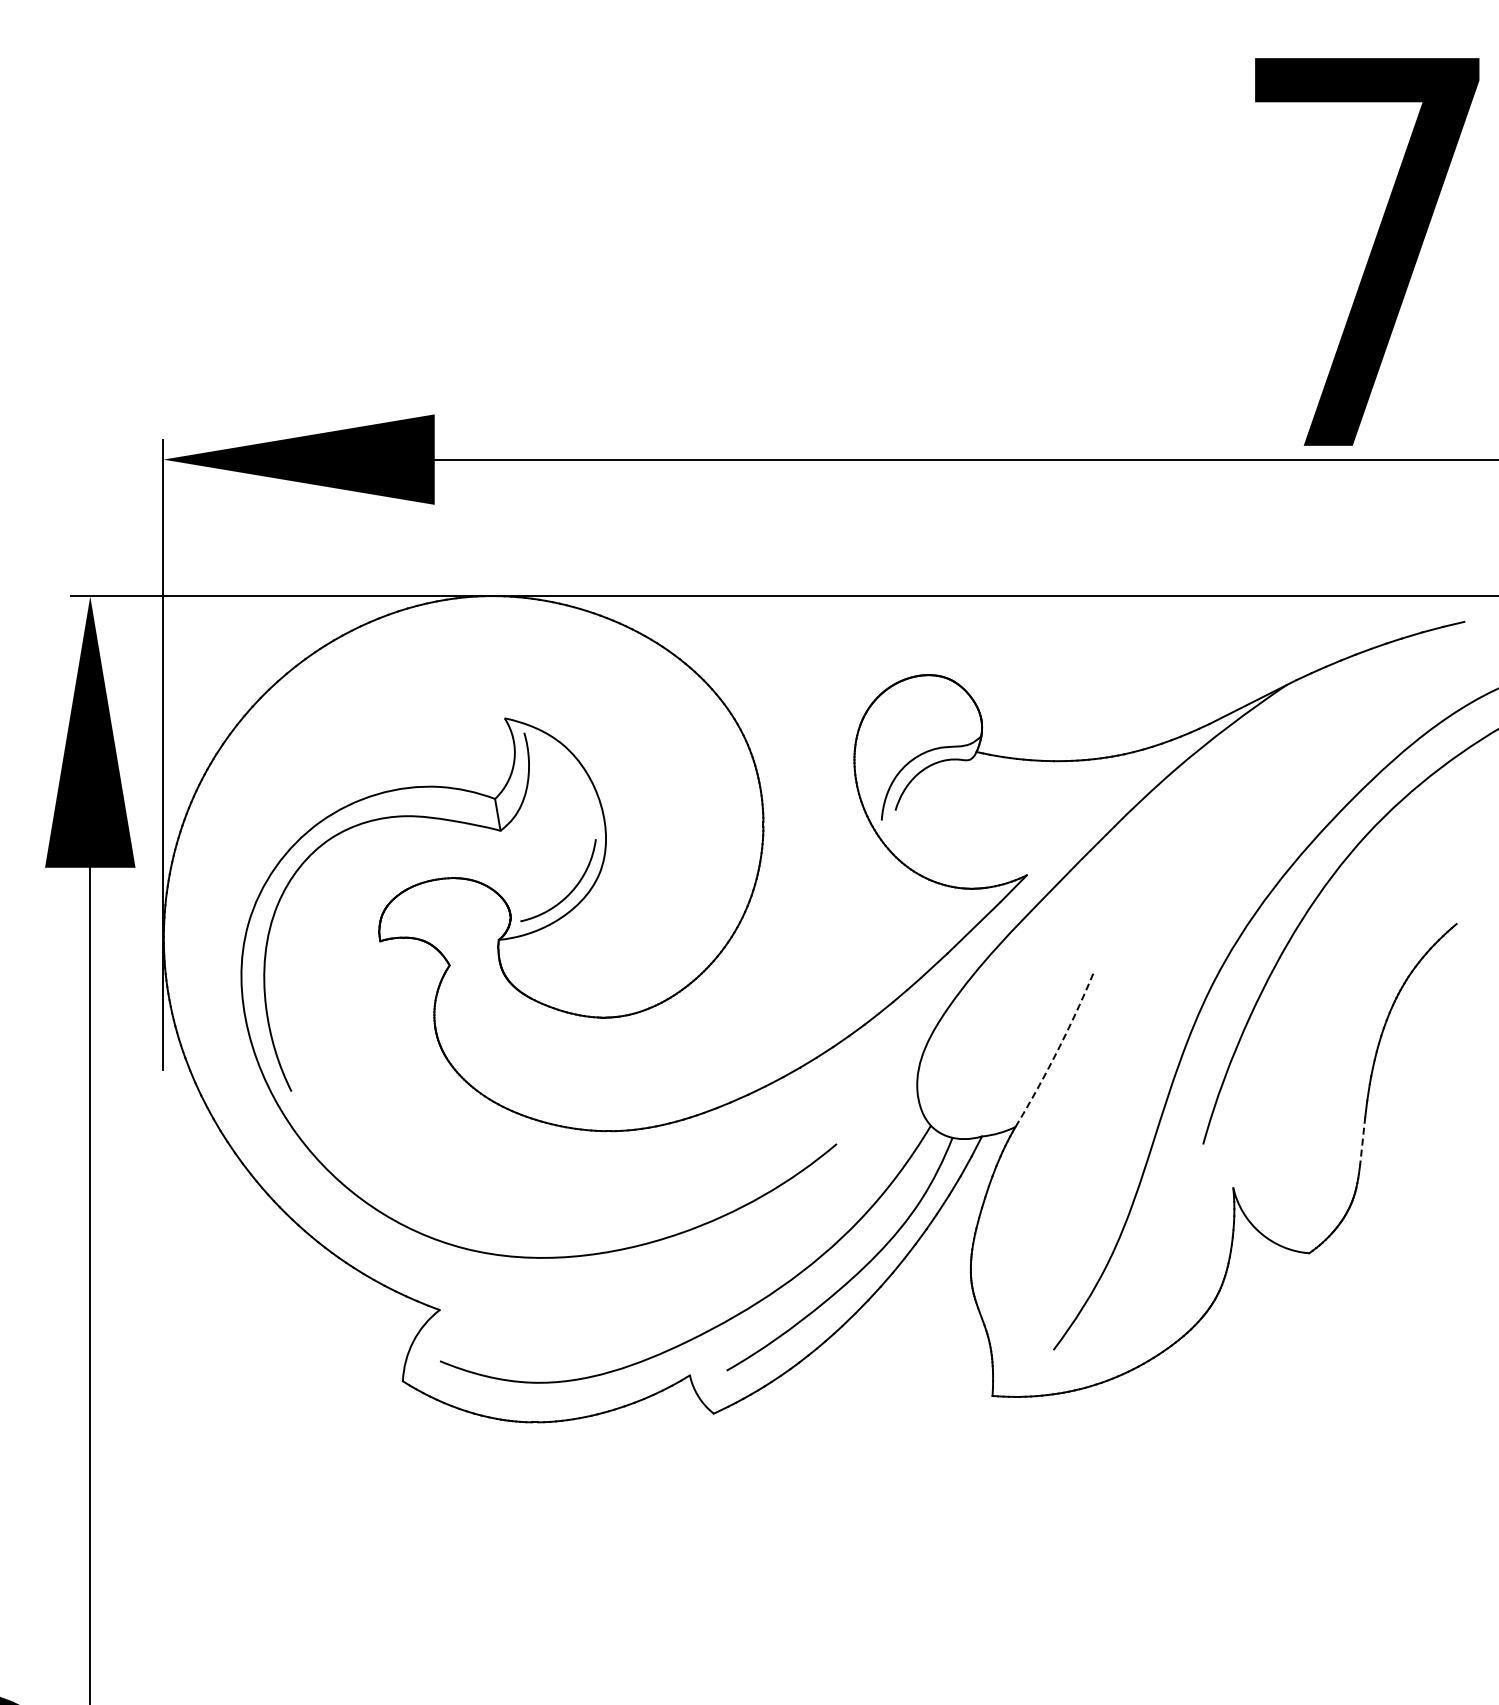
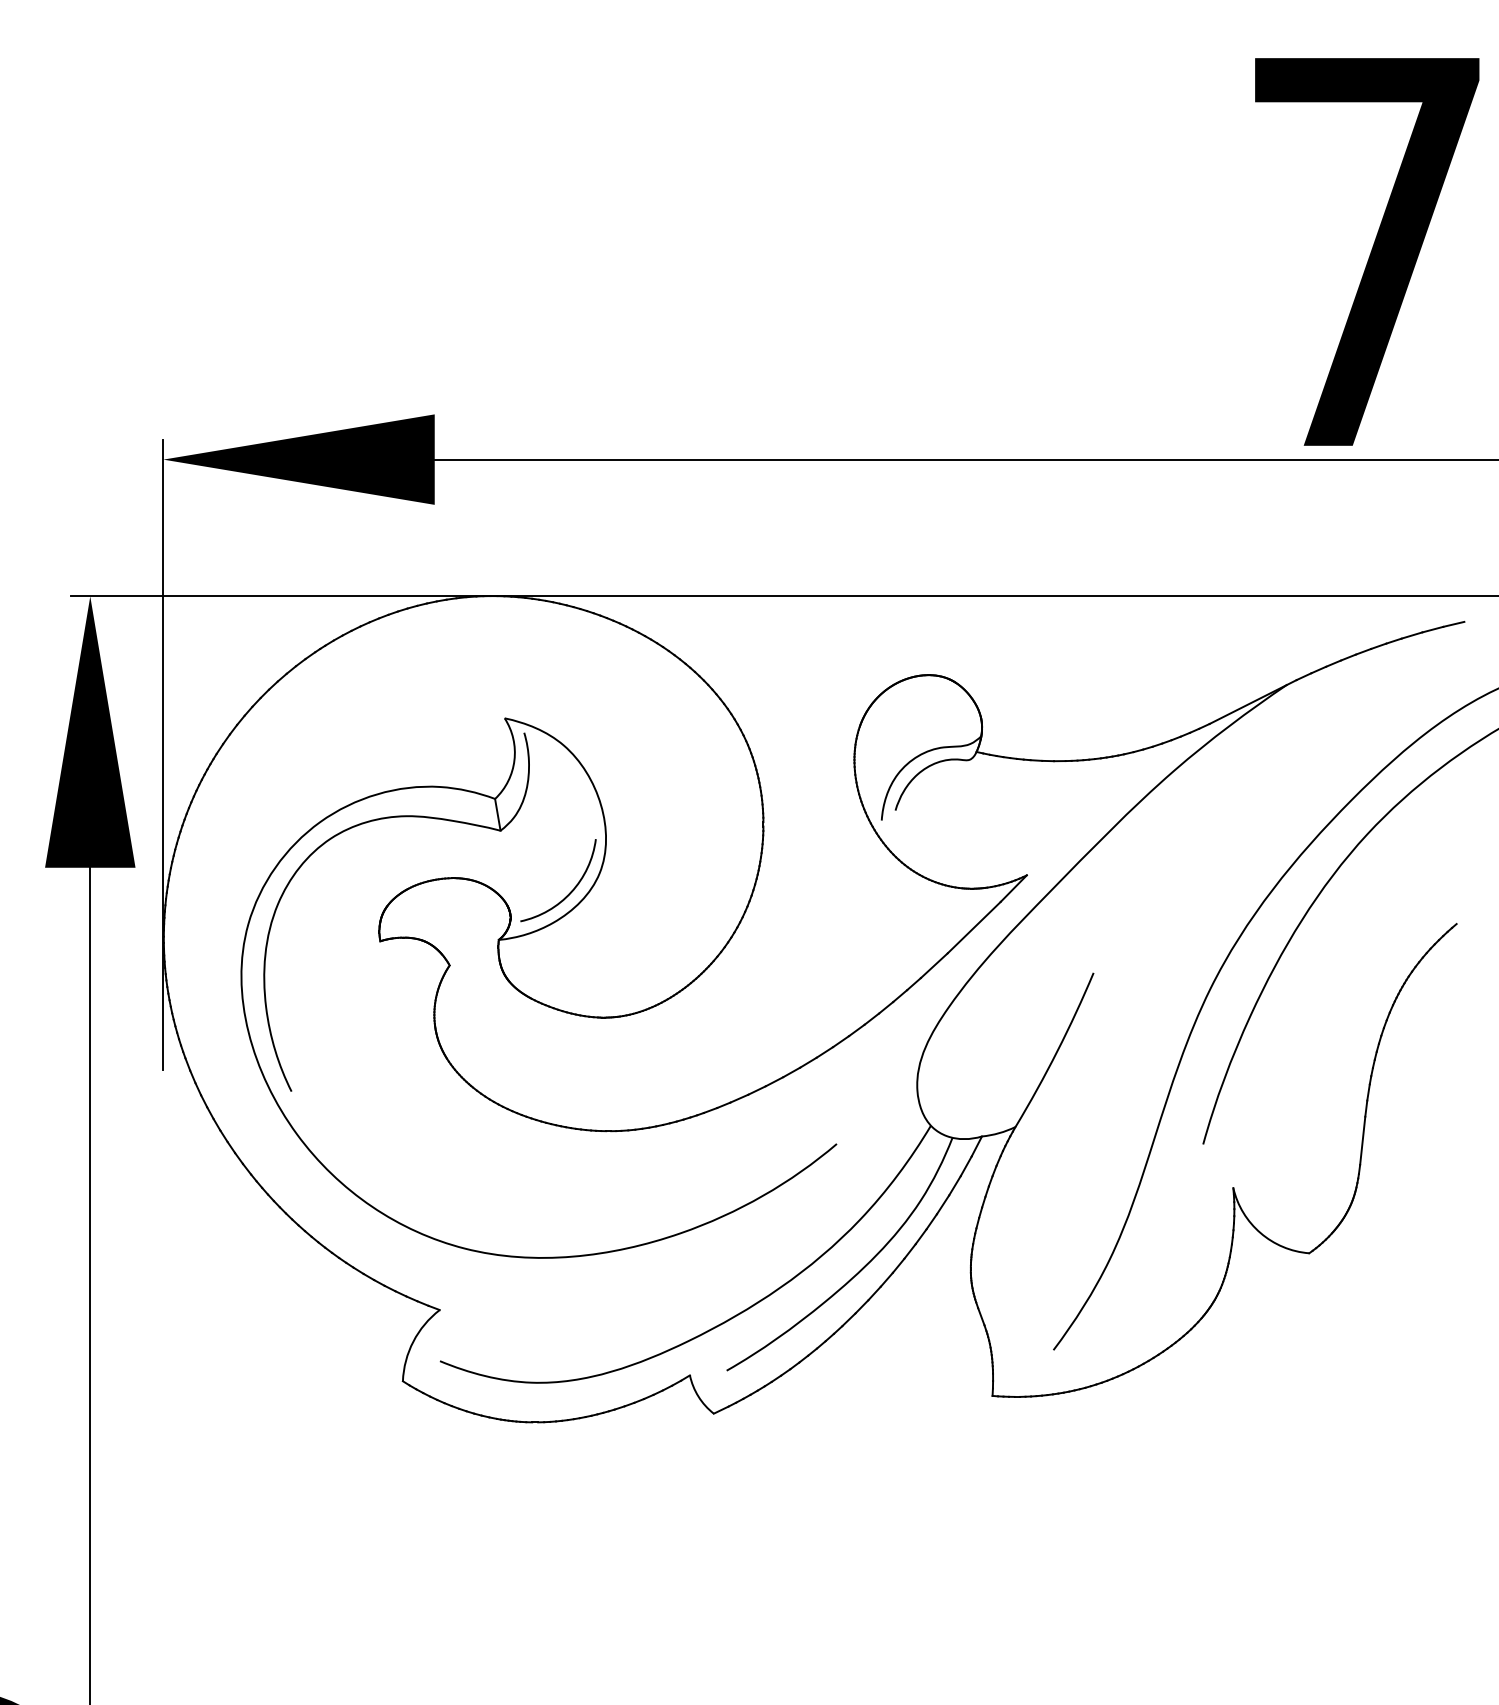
arc: dashed -> solid (1057, 1051)
line: dashed -> solid (1362, 1141)
